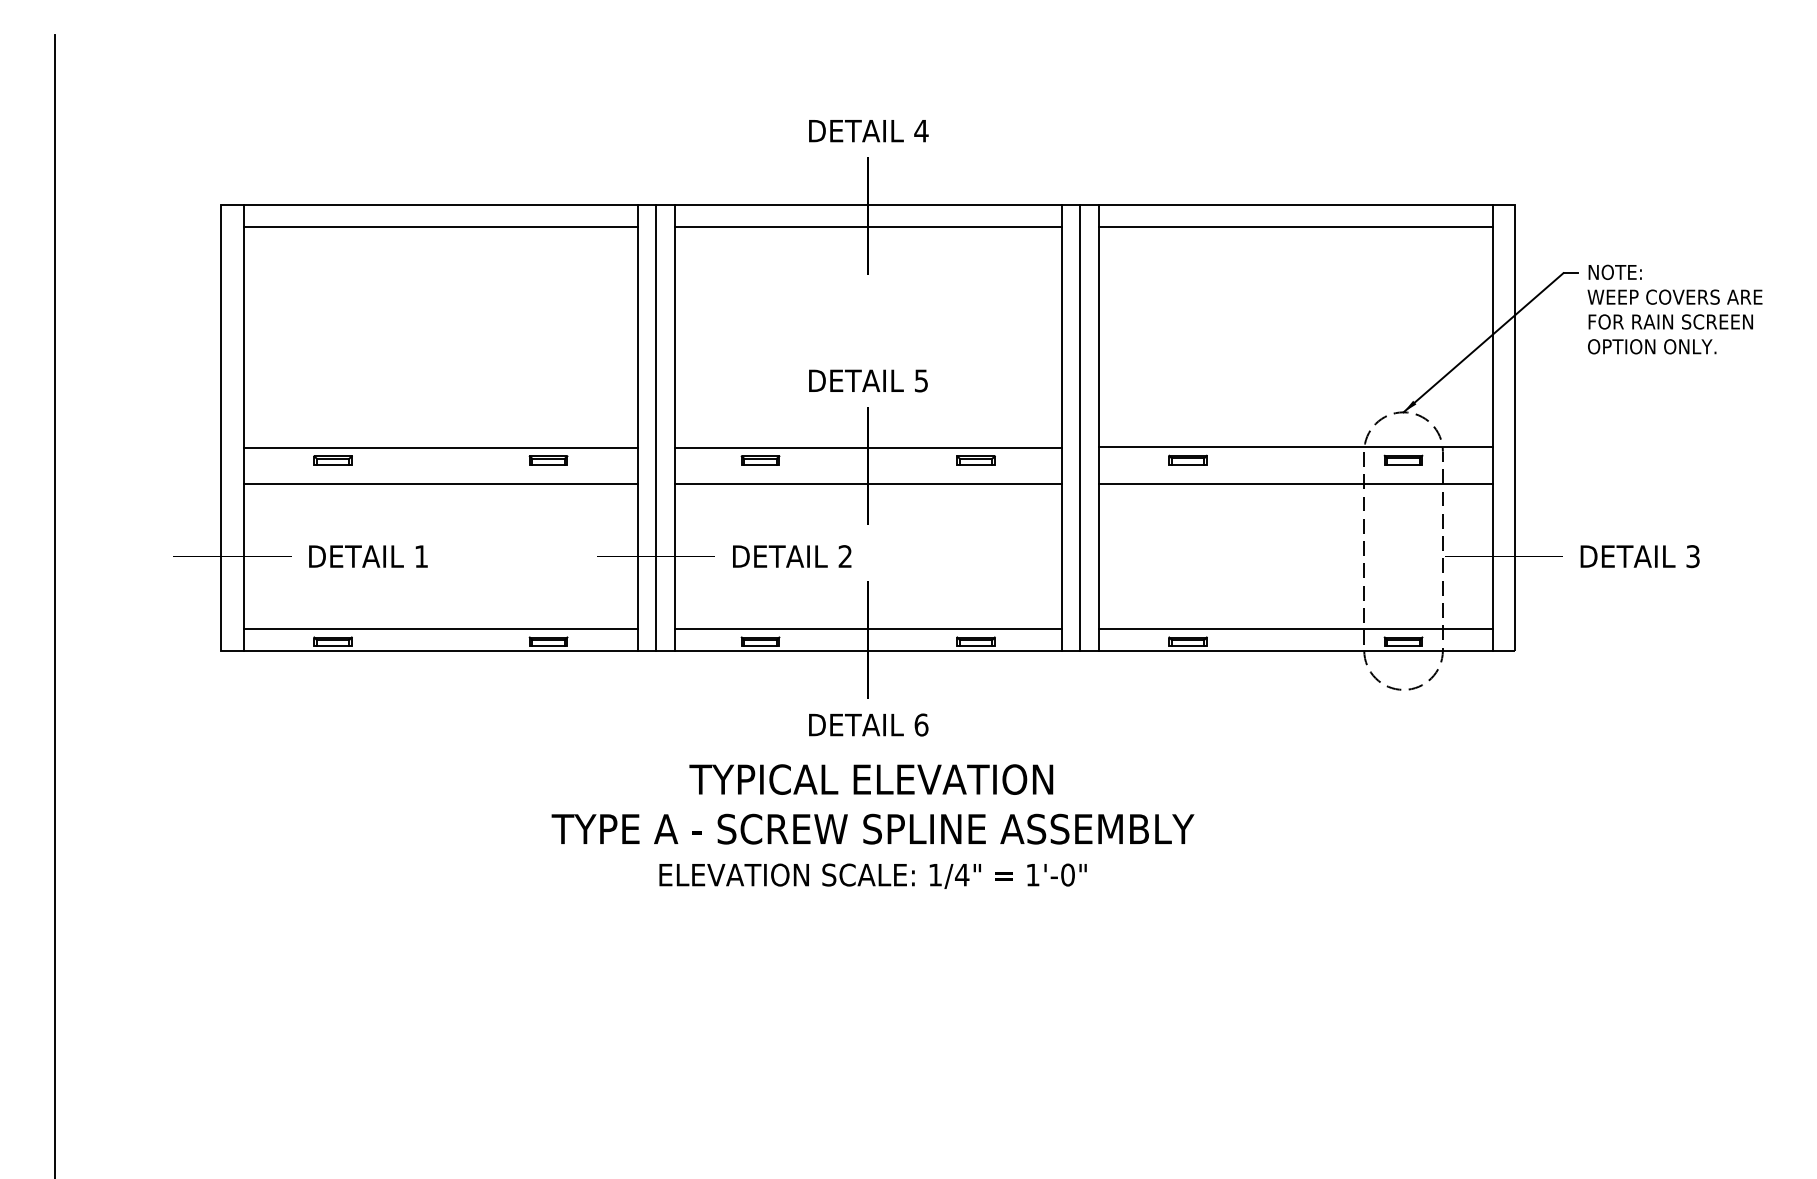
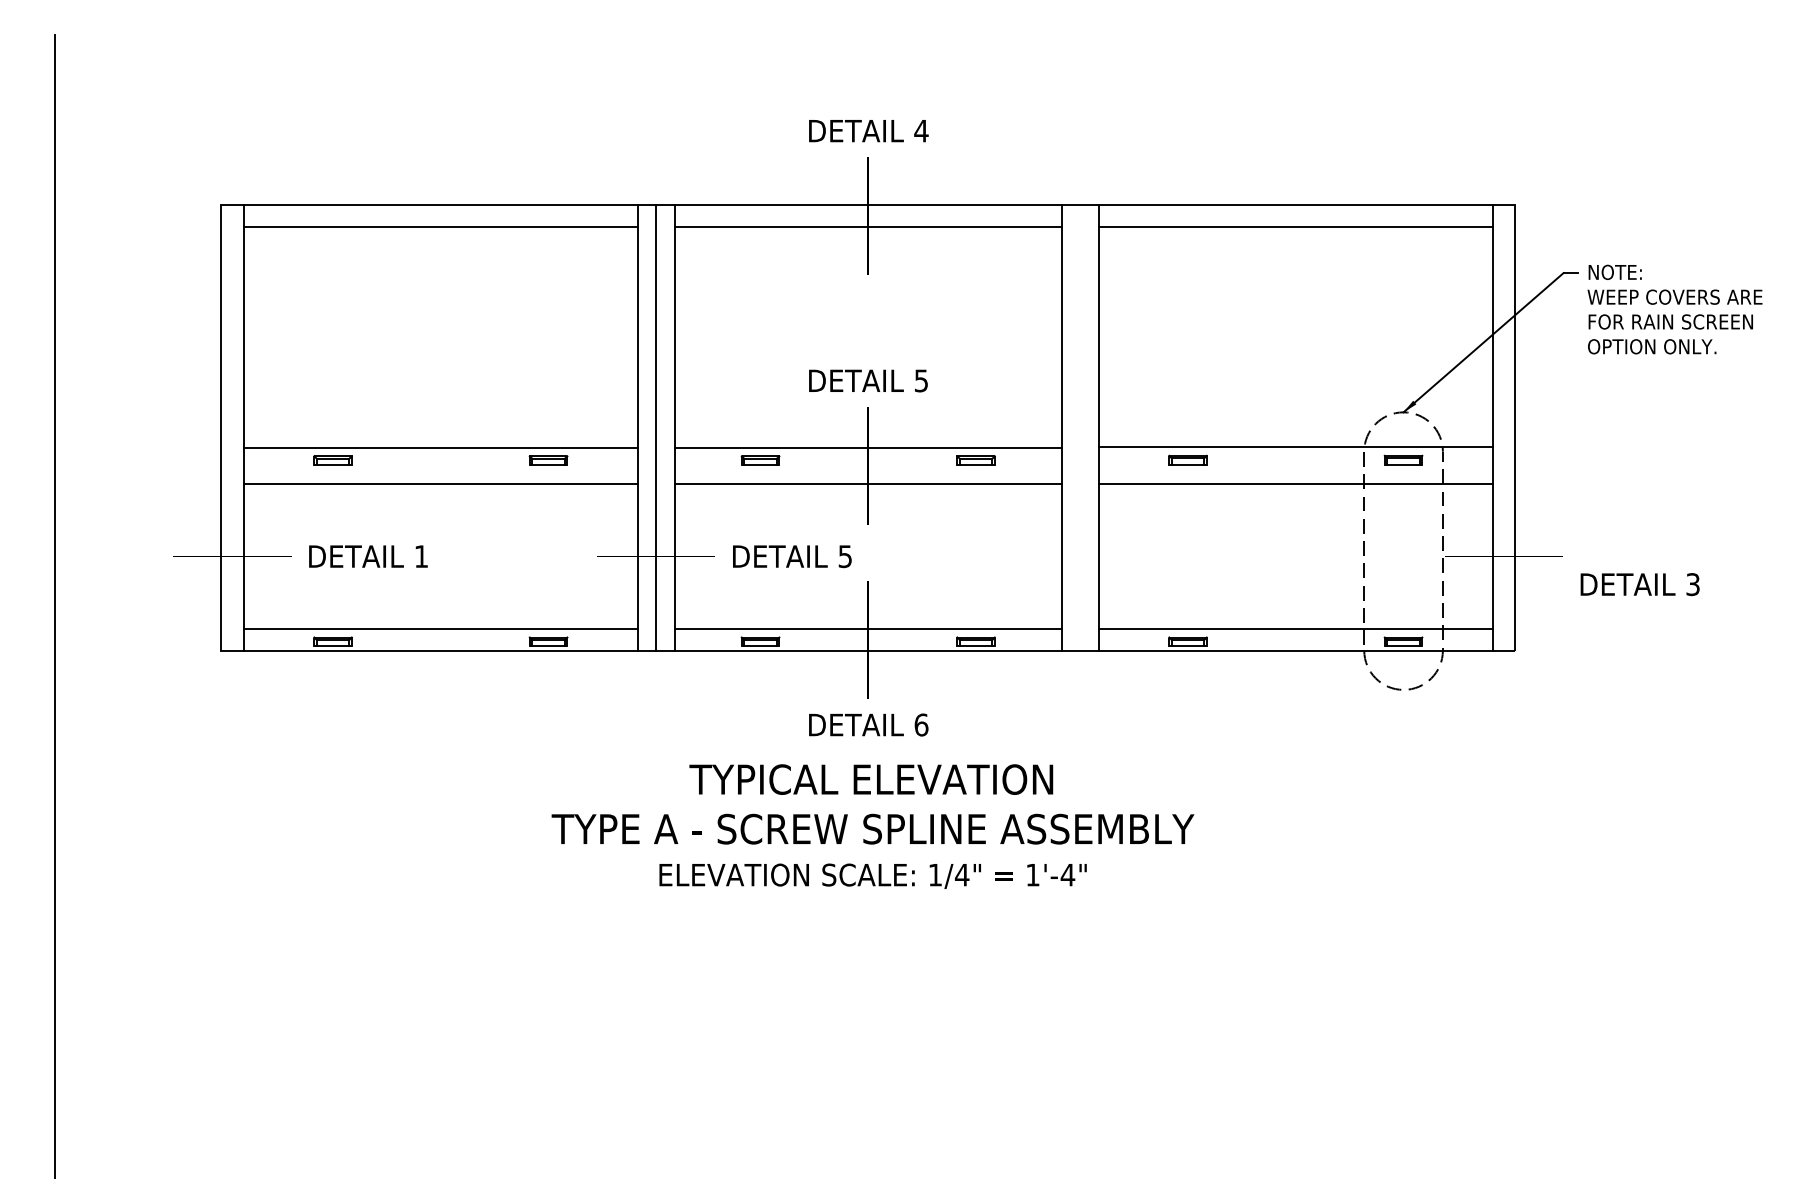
line: present -> none (1080, 427)
text: 2 -> 5 (844, 556)
text position: (1639, 556) -> (1639, 584) (1639, 584)
text: 1'-0" -> 1'-4" (1067, 874)
